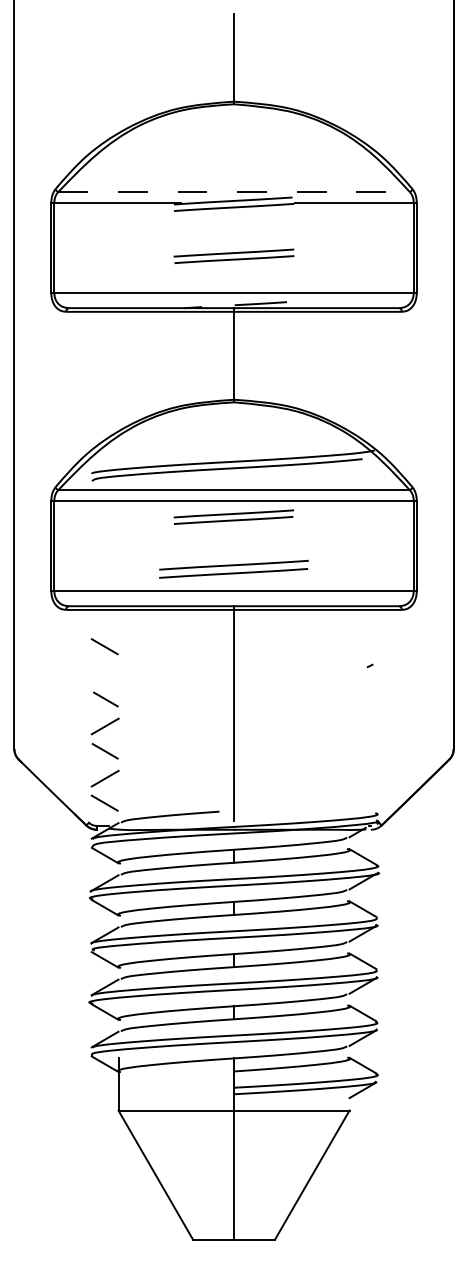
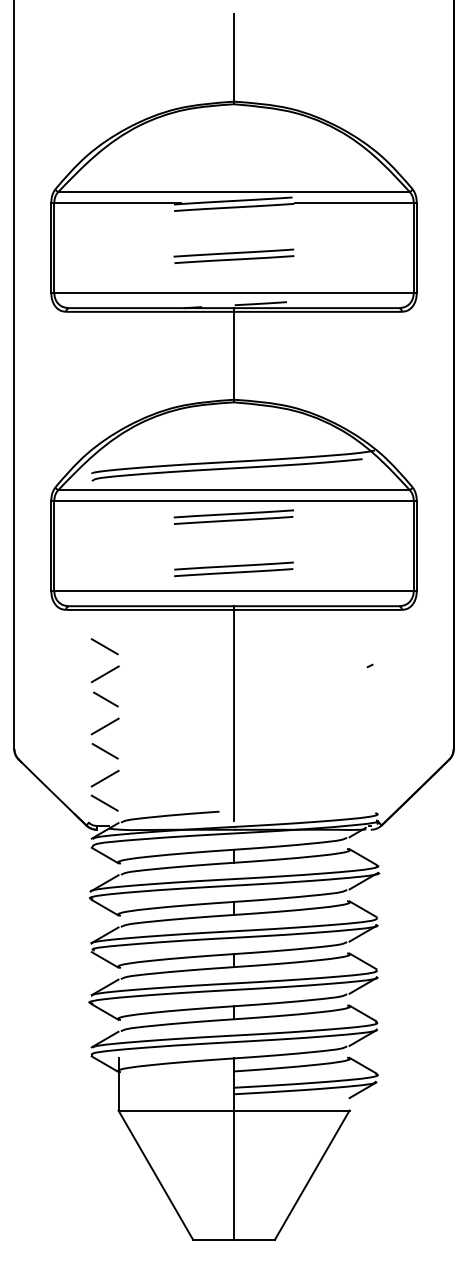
line: dashed -> solid (234, 191)
part size: 150x20 px -> 120x17 px (233, 569)
line: none -> present (104, 674)
